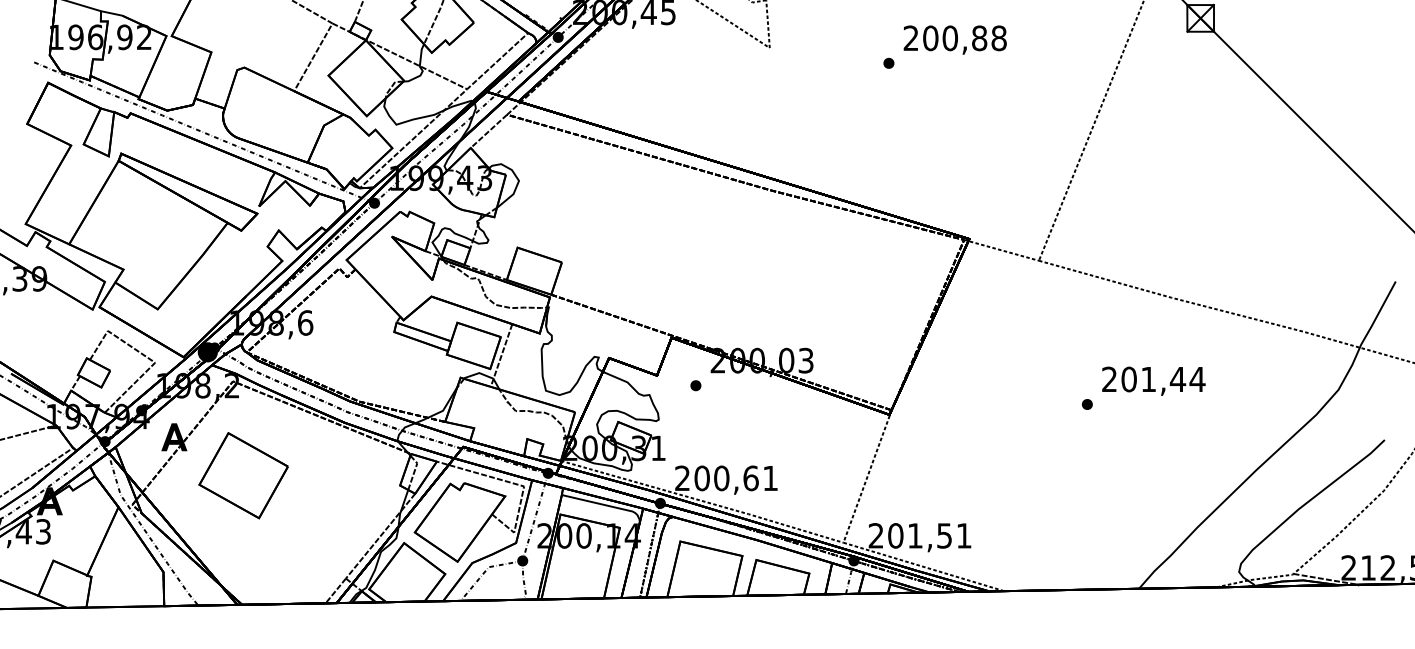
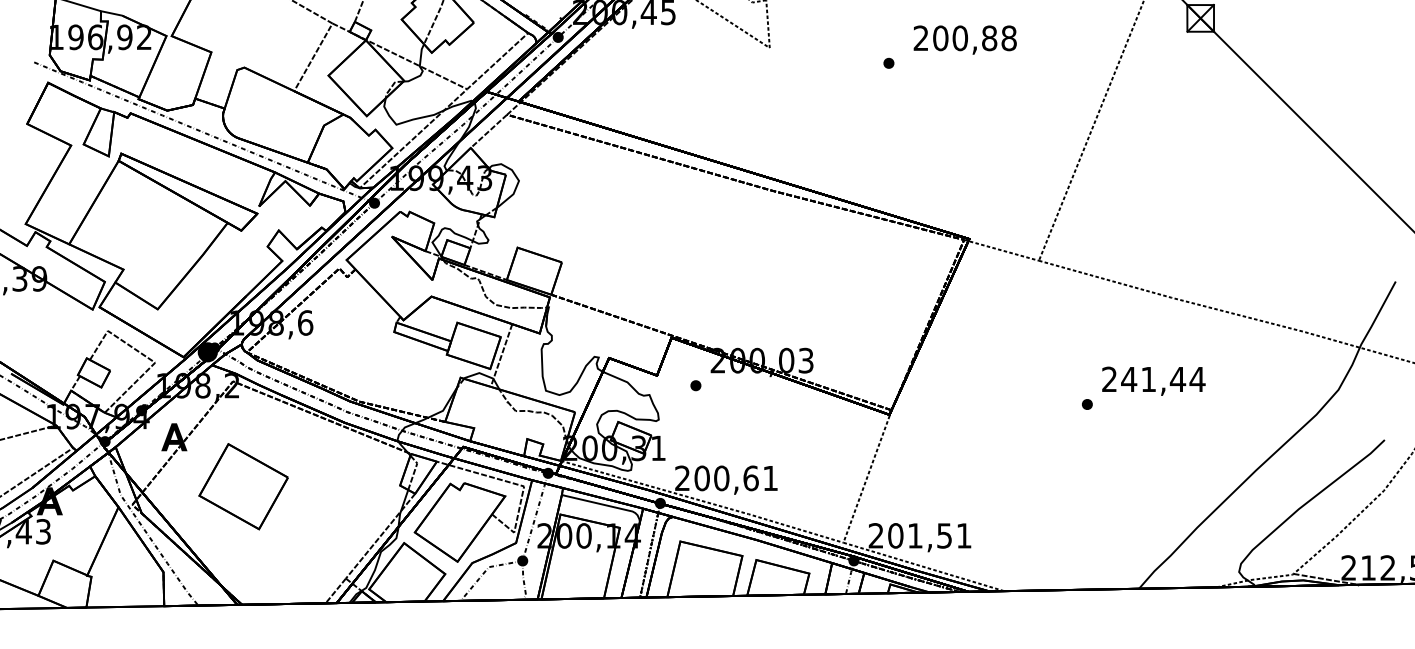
text position: (954, 39) -> (964, 39) (964, 39)
text: 201,44 -> 241,44 (1129, 379)
part position: (243, 475) -> (243, 486) (243, 486)
